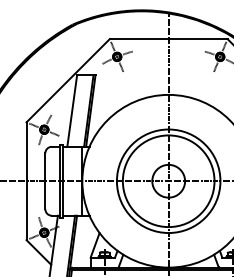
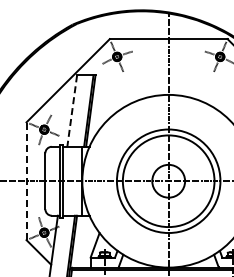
line: solid -> dashed (72, 111)
line: solid -> dashed (26, 181)
